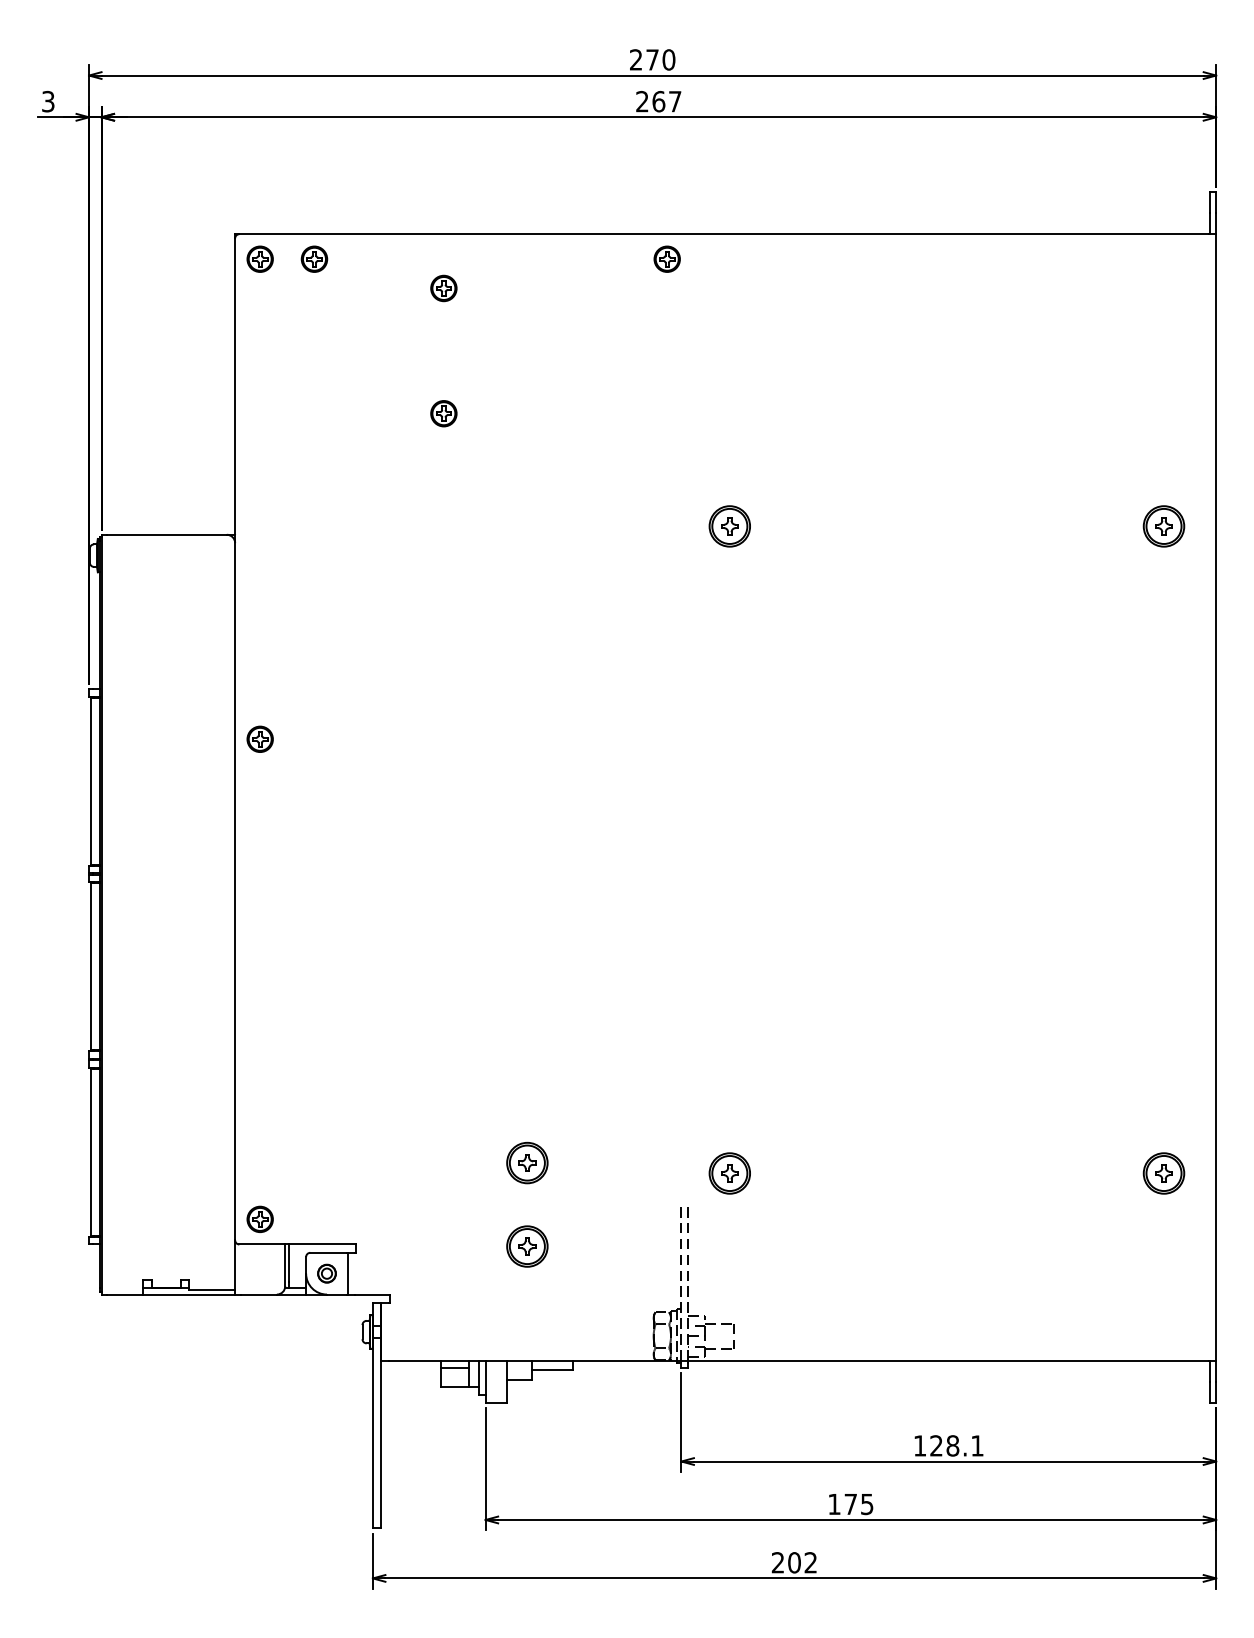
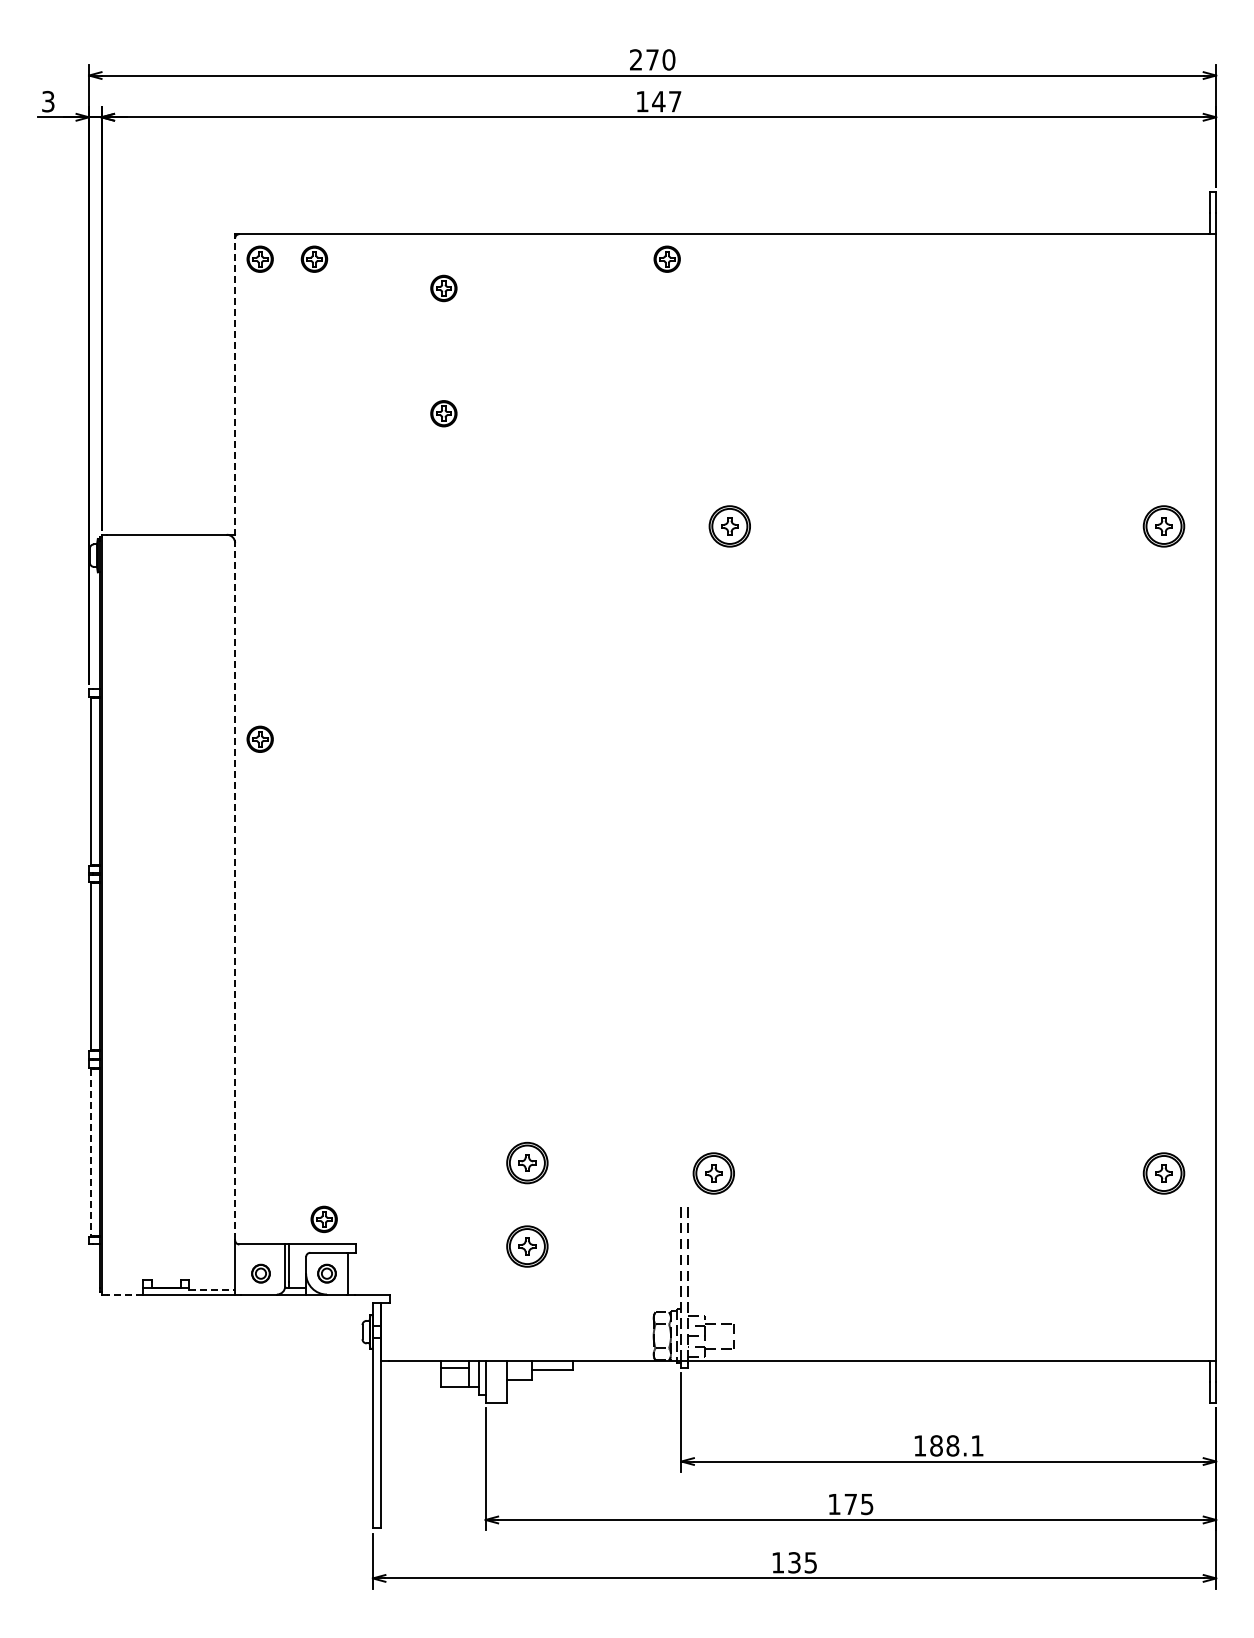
text: 267 -> 147 (650, 101)
line: solid -> dashed (235, 739)
line: solid -> dashed (90, 1152)
part position: (729, 1173) -> (713, 1173) (713, 1173)
part position: (259, 1218) -> (323, 1218) (323, 1218)
part: none -> present (260, 1273)
line: solid -> dashed (212, 1290)
line: solid -> dashed (125, 1294)
text: 128.1 -> 188.1 (936, 1445)
text: 202 -> 135 (793, 1562)
